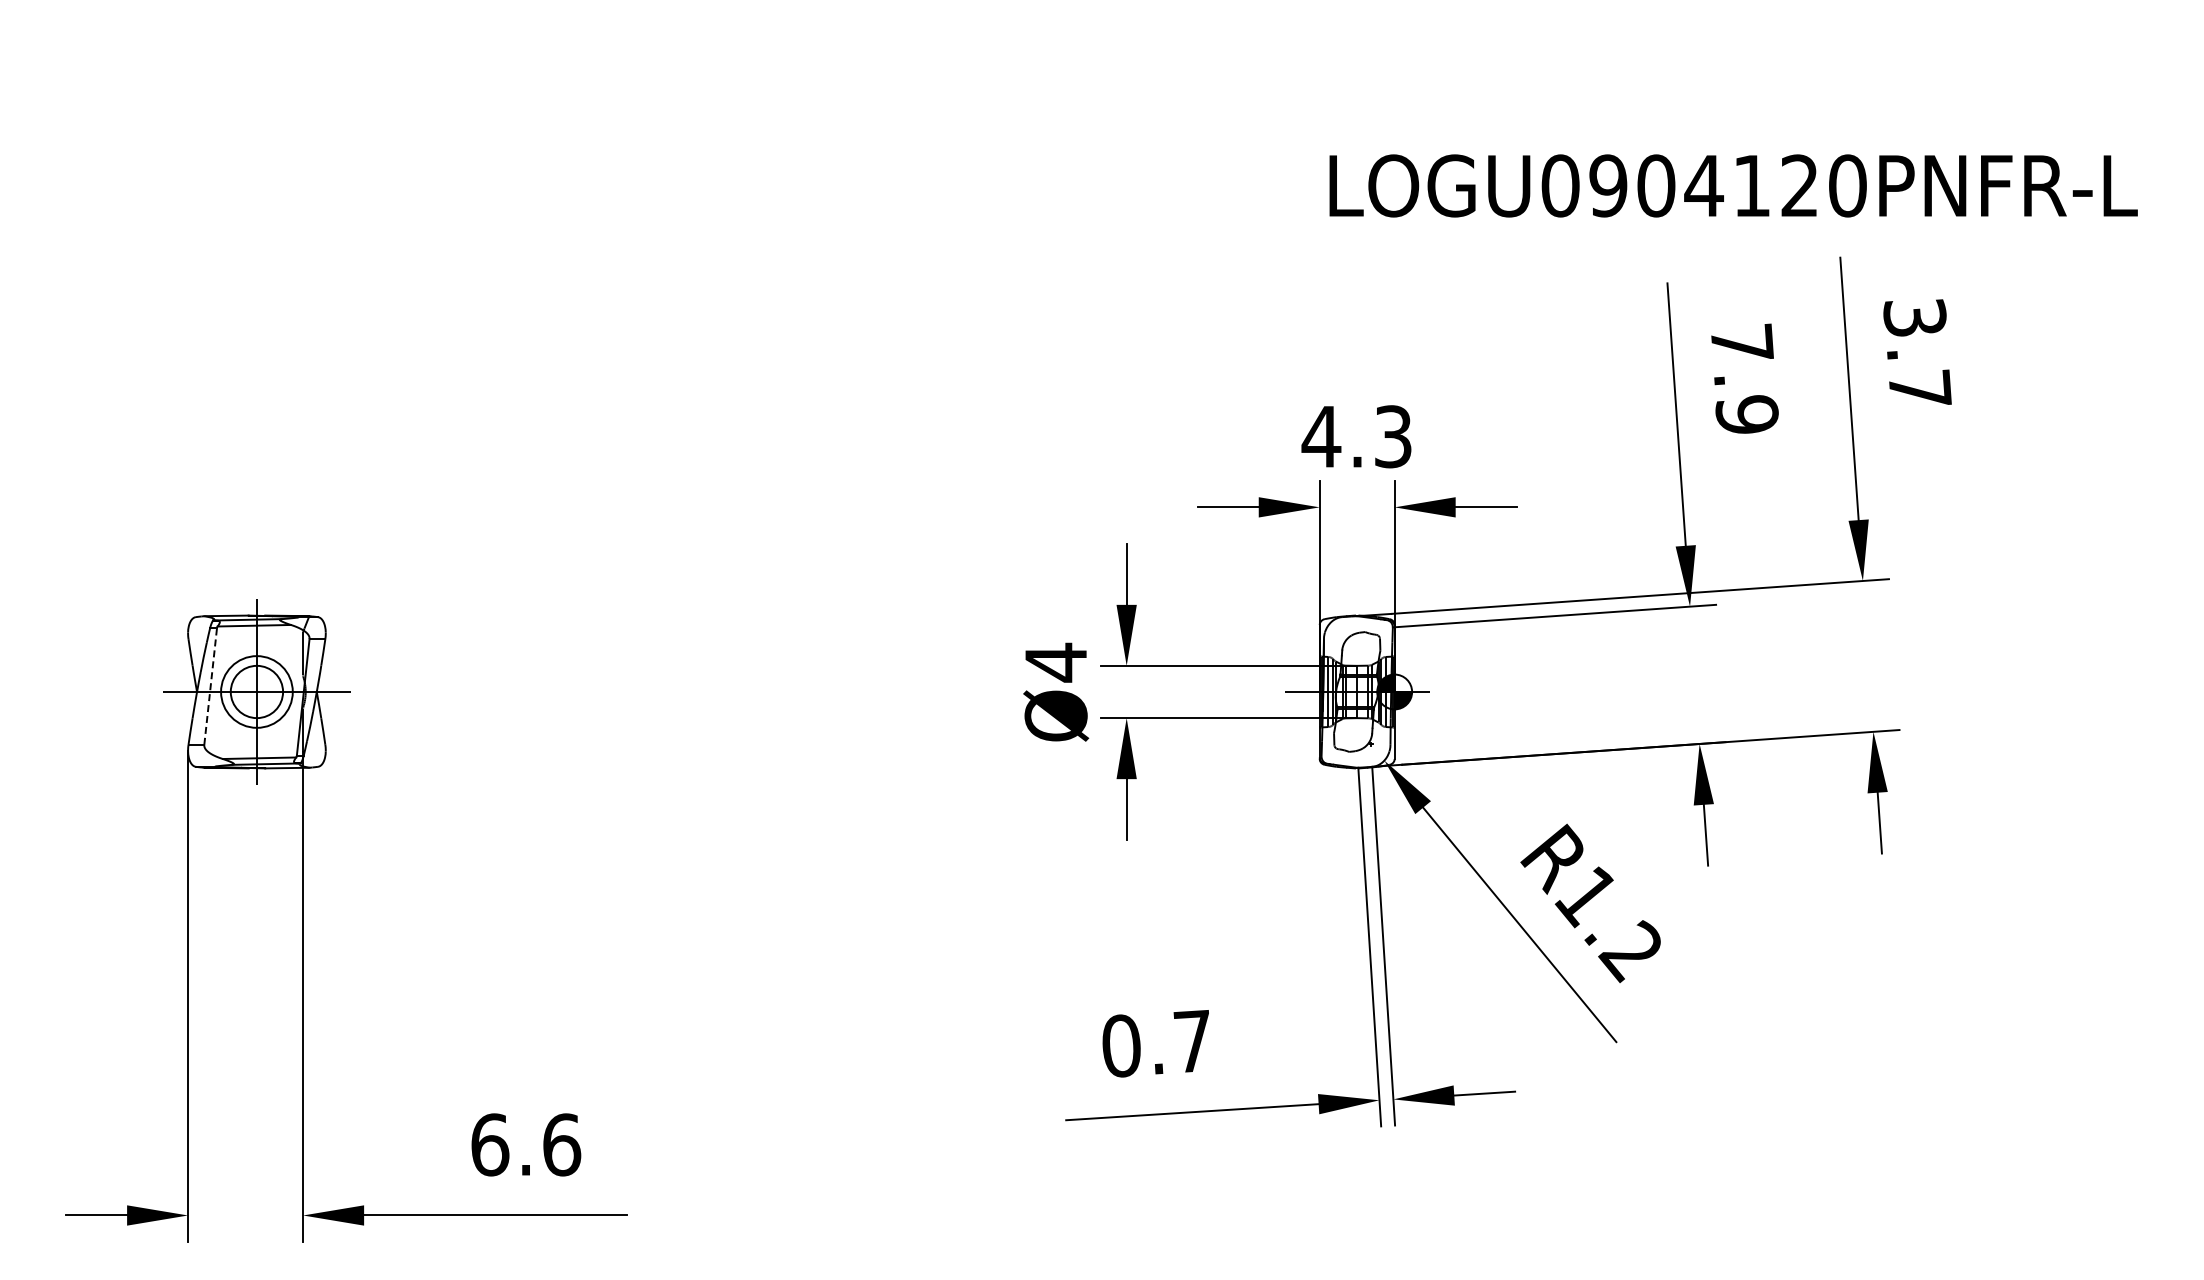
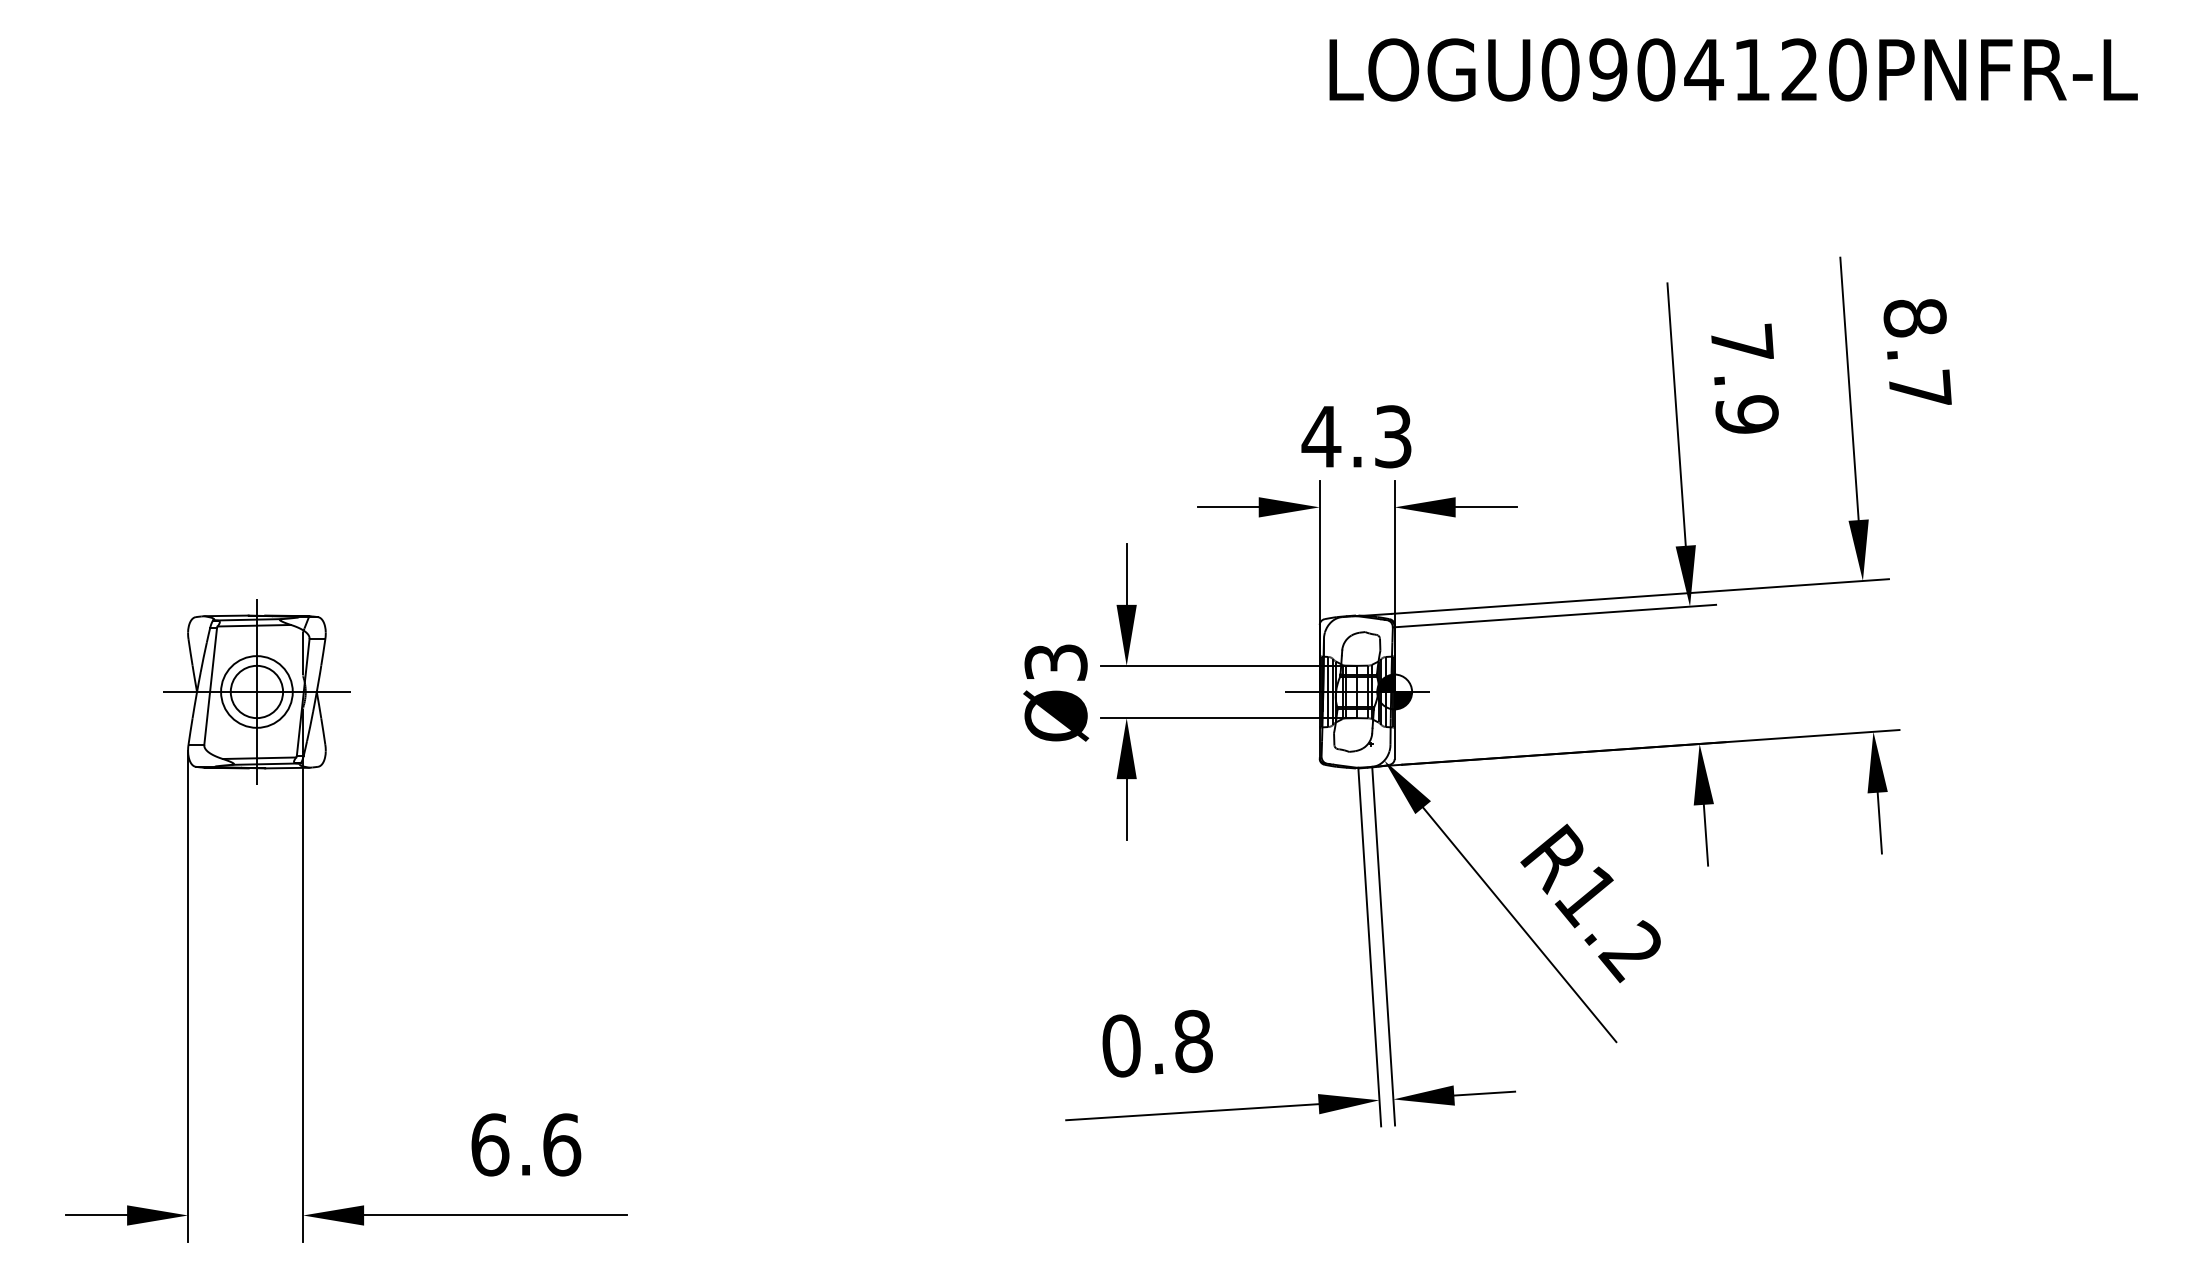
text position: (1733, 185) -> (1733, 69) (1733, 69)
text: 3.7 -> 8.7 (1914, 318)
text: Ø4 -> Ø3 (1055, 662)
line: dashed -> solid (210, 686)
text: 0.7 -> 0.8 (1192, 1041)
